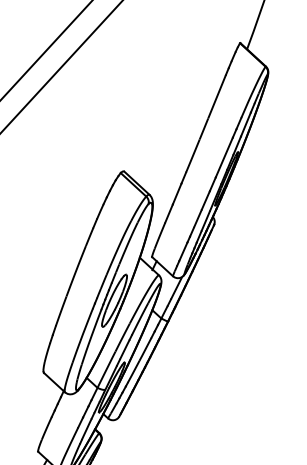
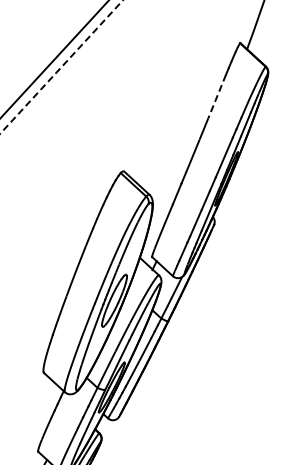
line position: (46, 50) -> (54, 59) (54, 59)
line: solid -> dashed (61, 67)
line: solid -> dashed (217, 96)
